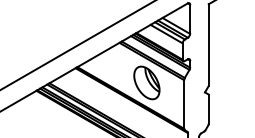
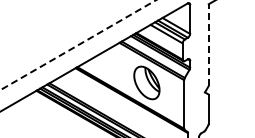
line: solid -> dashed (78, 45)
line: solid -> dashed (208, 45)
